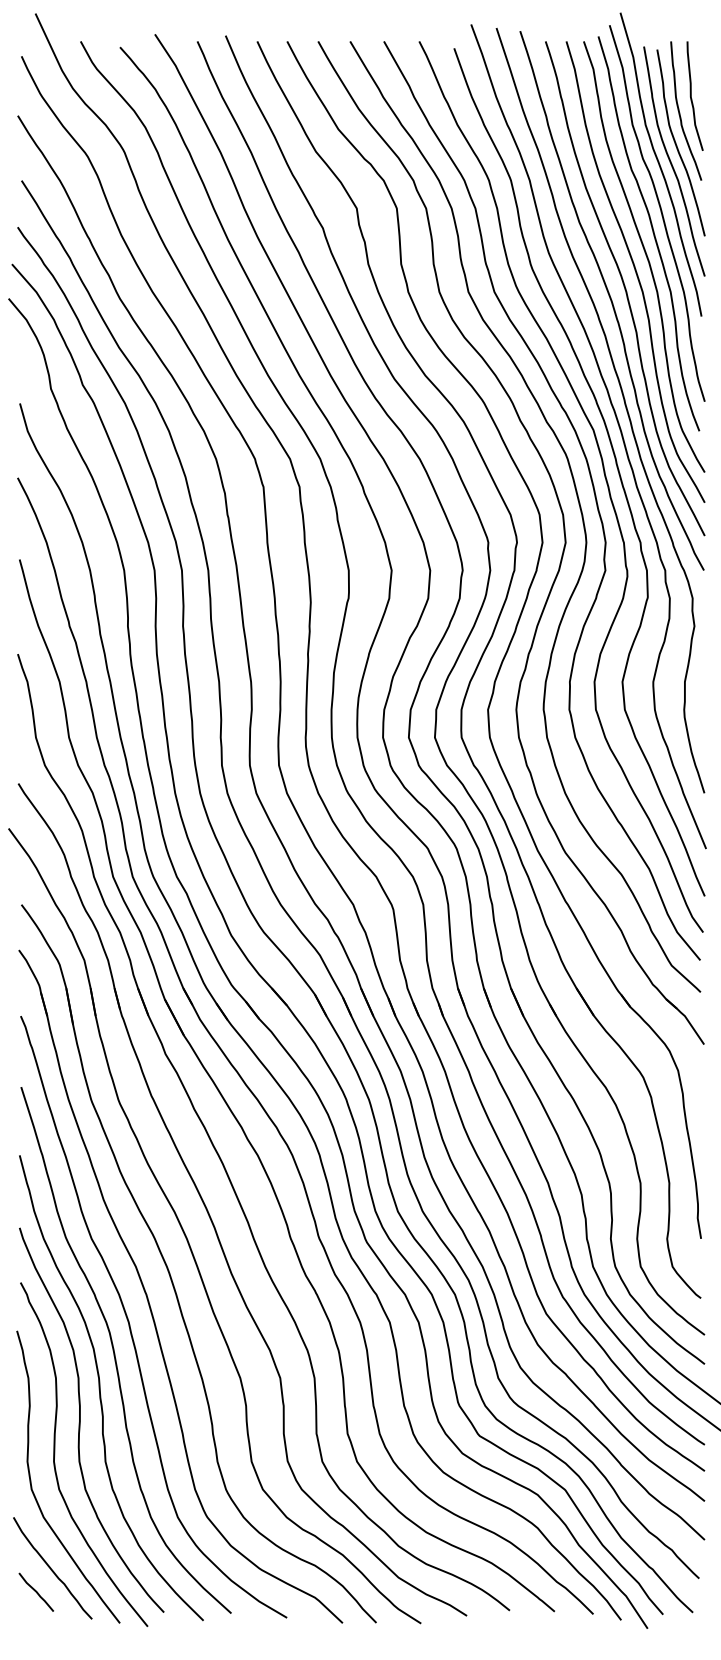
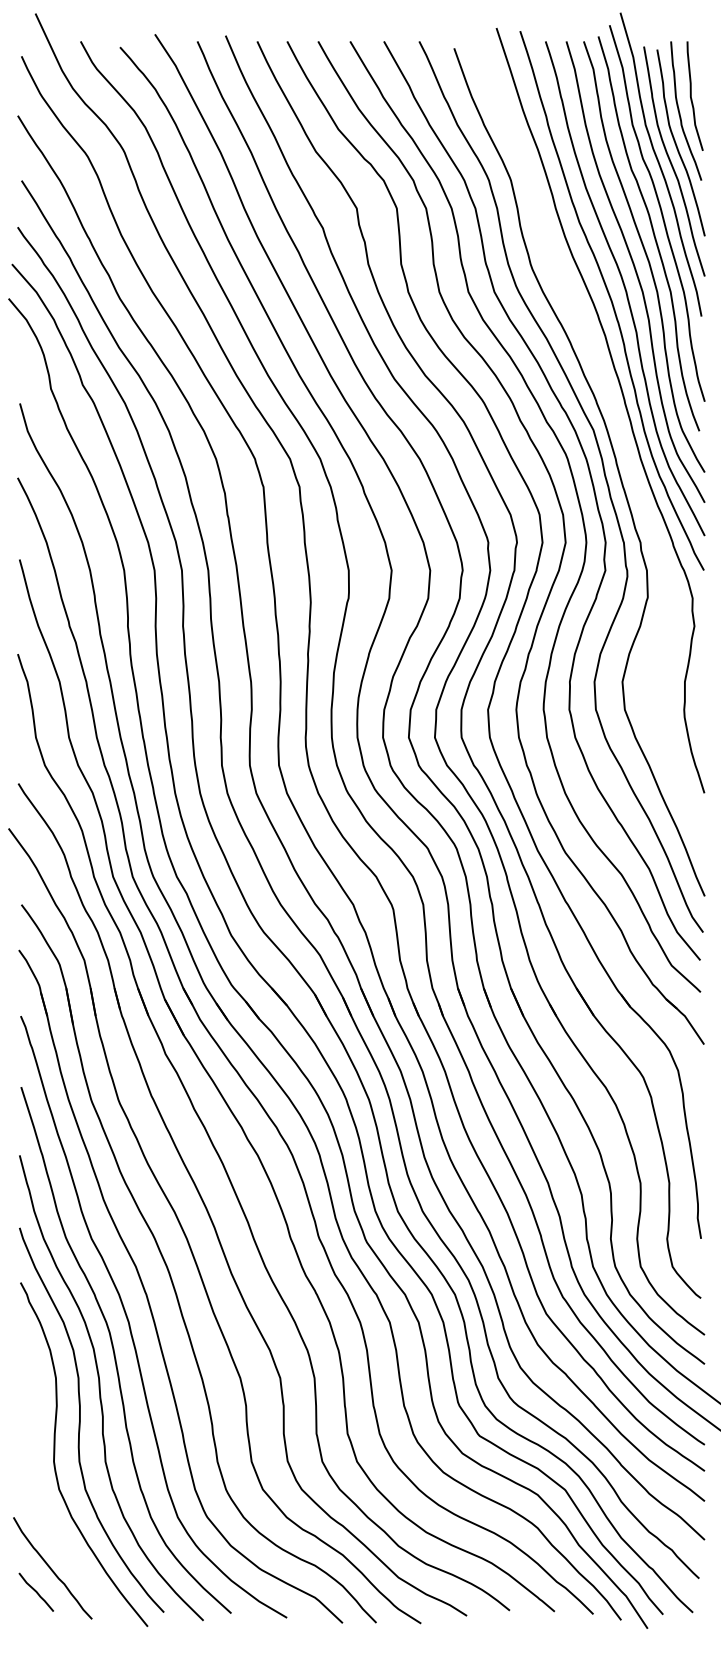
curve: present -> none (618, 427)
curve: present -> none (31, 1479)
